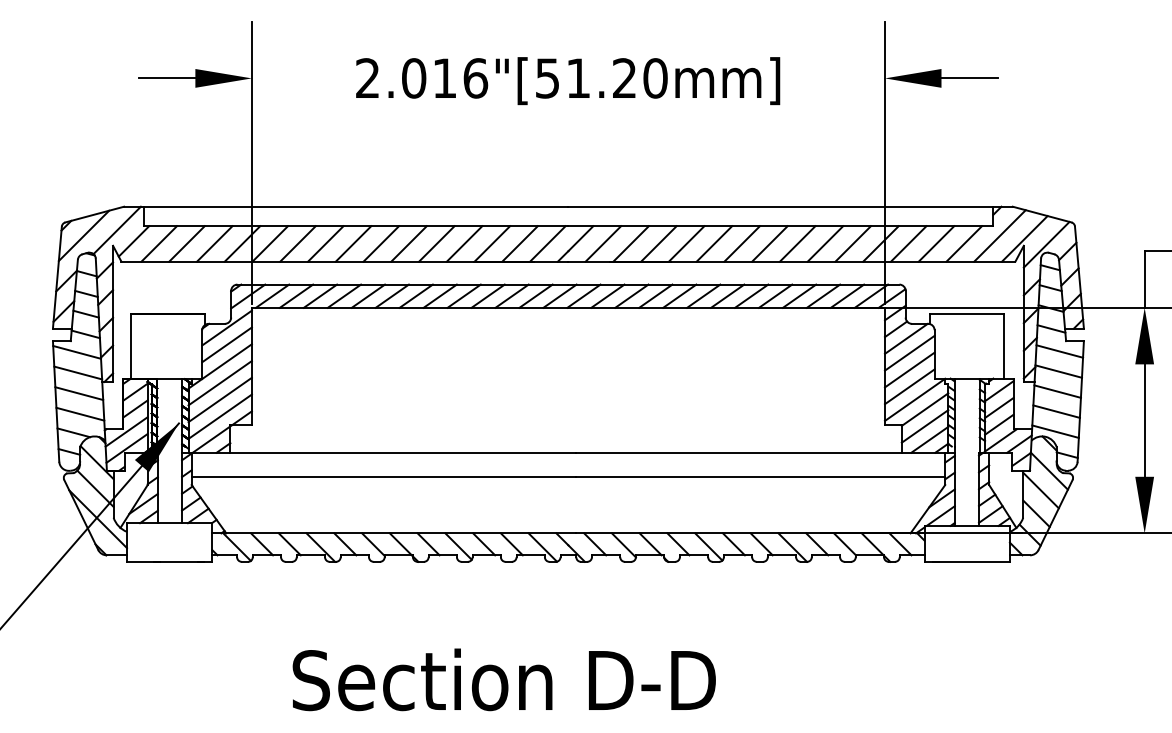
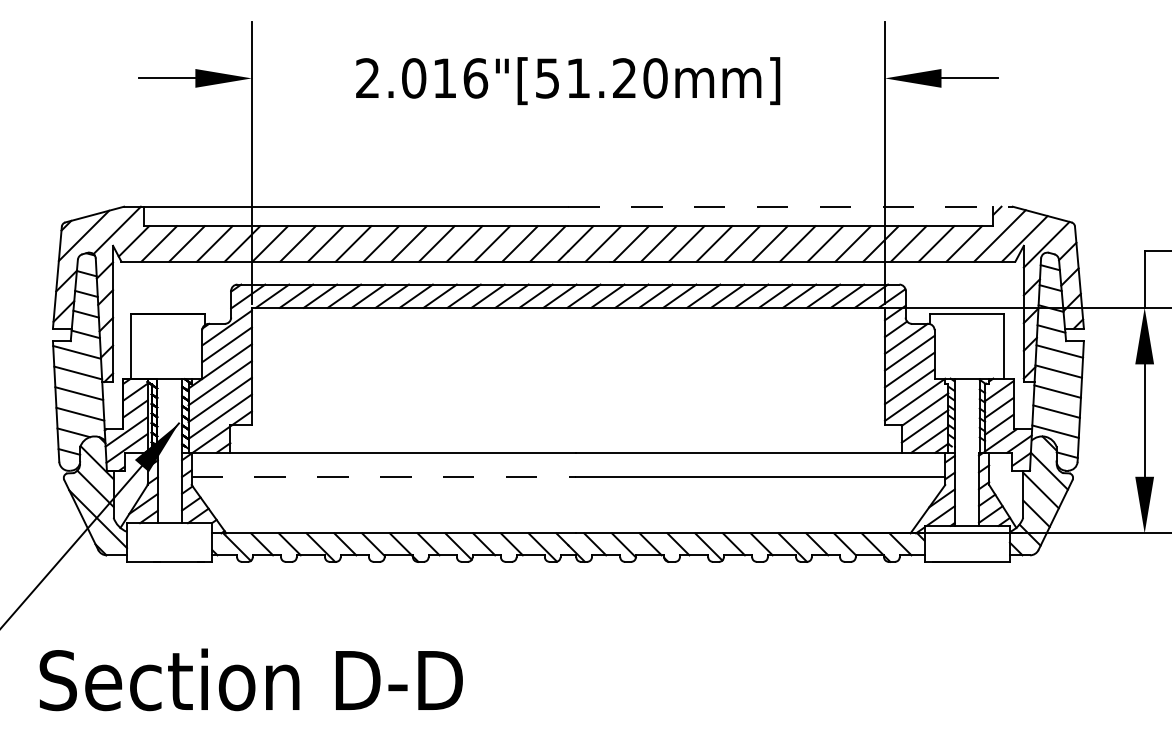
line: solid -> dashed (791, 206)
line: solid -> dashed (384, 476)
text position: (503, 679) -> (250, 679) (250, 679)
